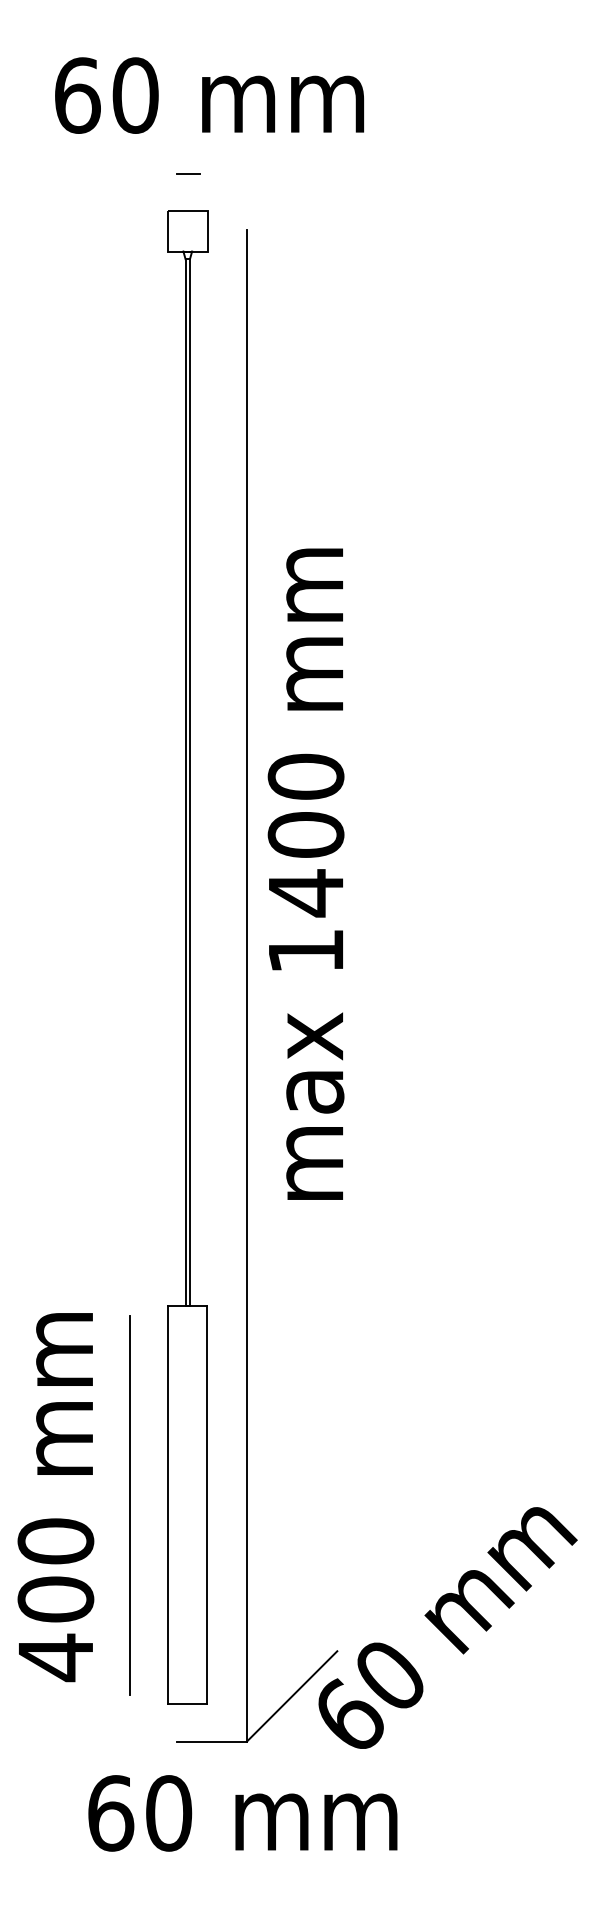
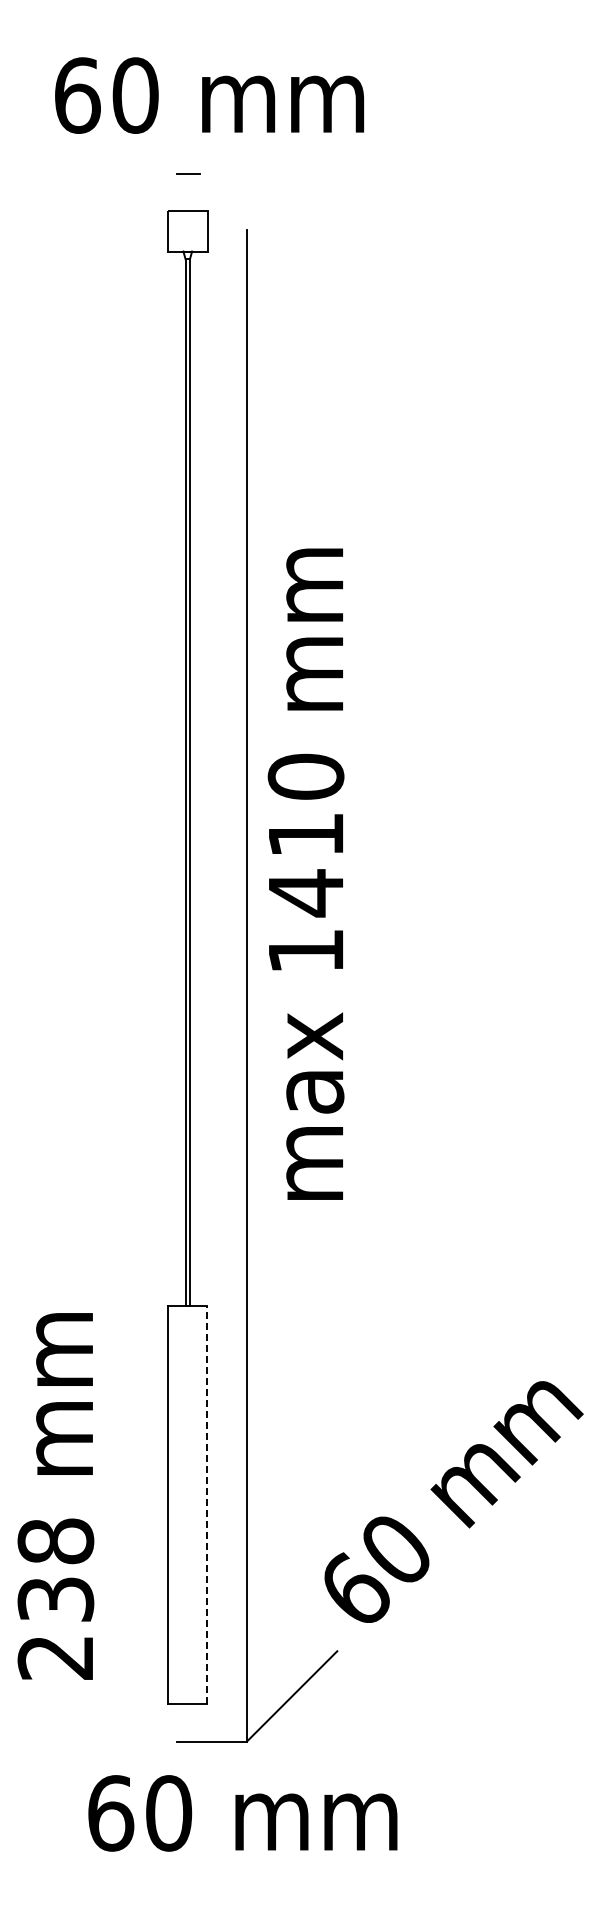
text: 1400 -> 1410 (305, 834)
line: solid -> dashed (207, 1504)
line: present -> none (129, 1505)
text: 400 -> 238 (55, 1600)
text position: (447, 1627) -> (453, 1501) (453, 1501)
